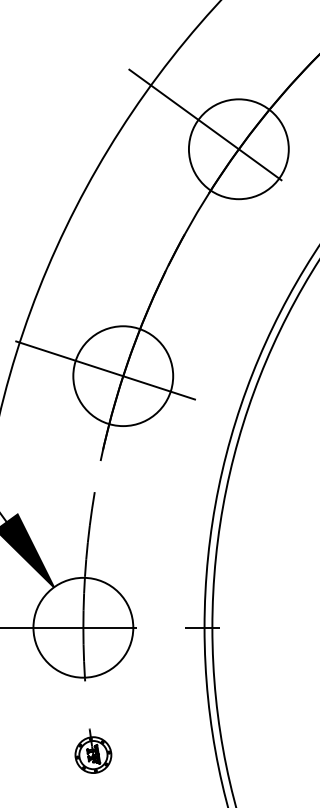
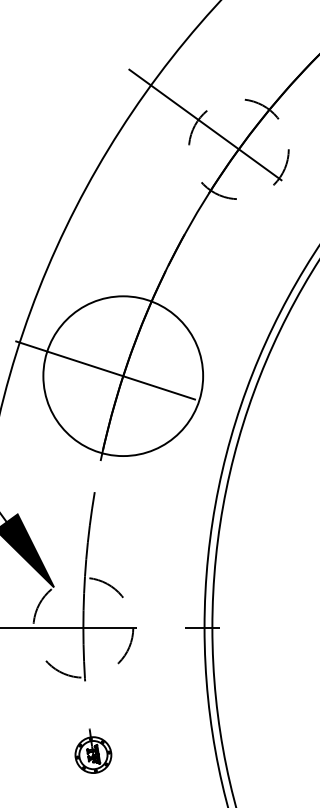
circle: solid -> dashed (238, 149)
circle diameter: 100 px -> 160 px (123, 376)
circle: solid -> dashed (83, 627)
